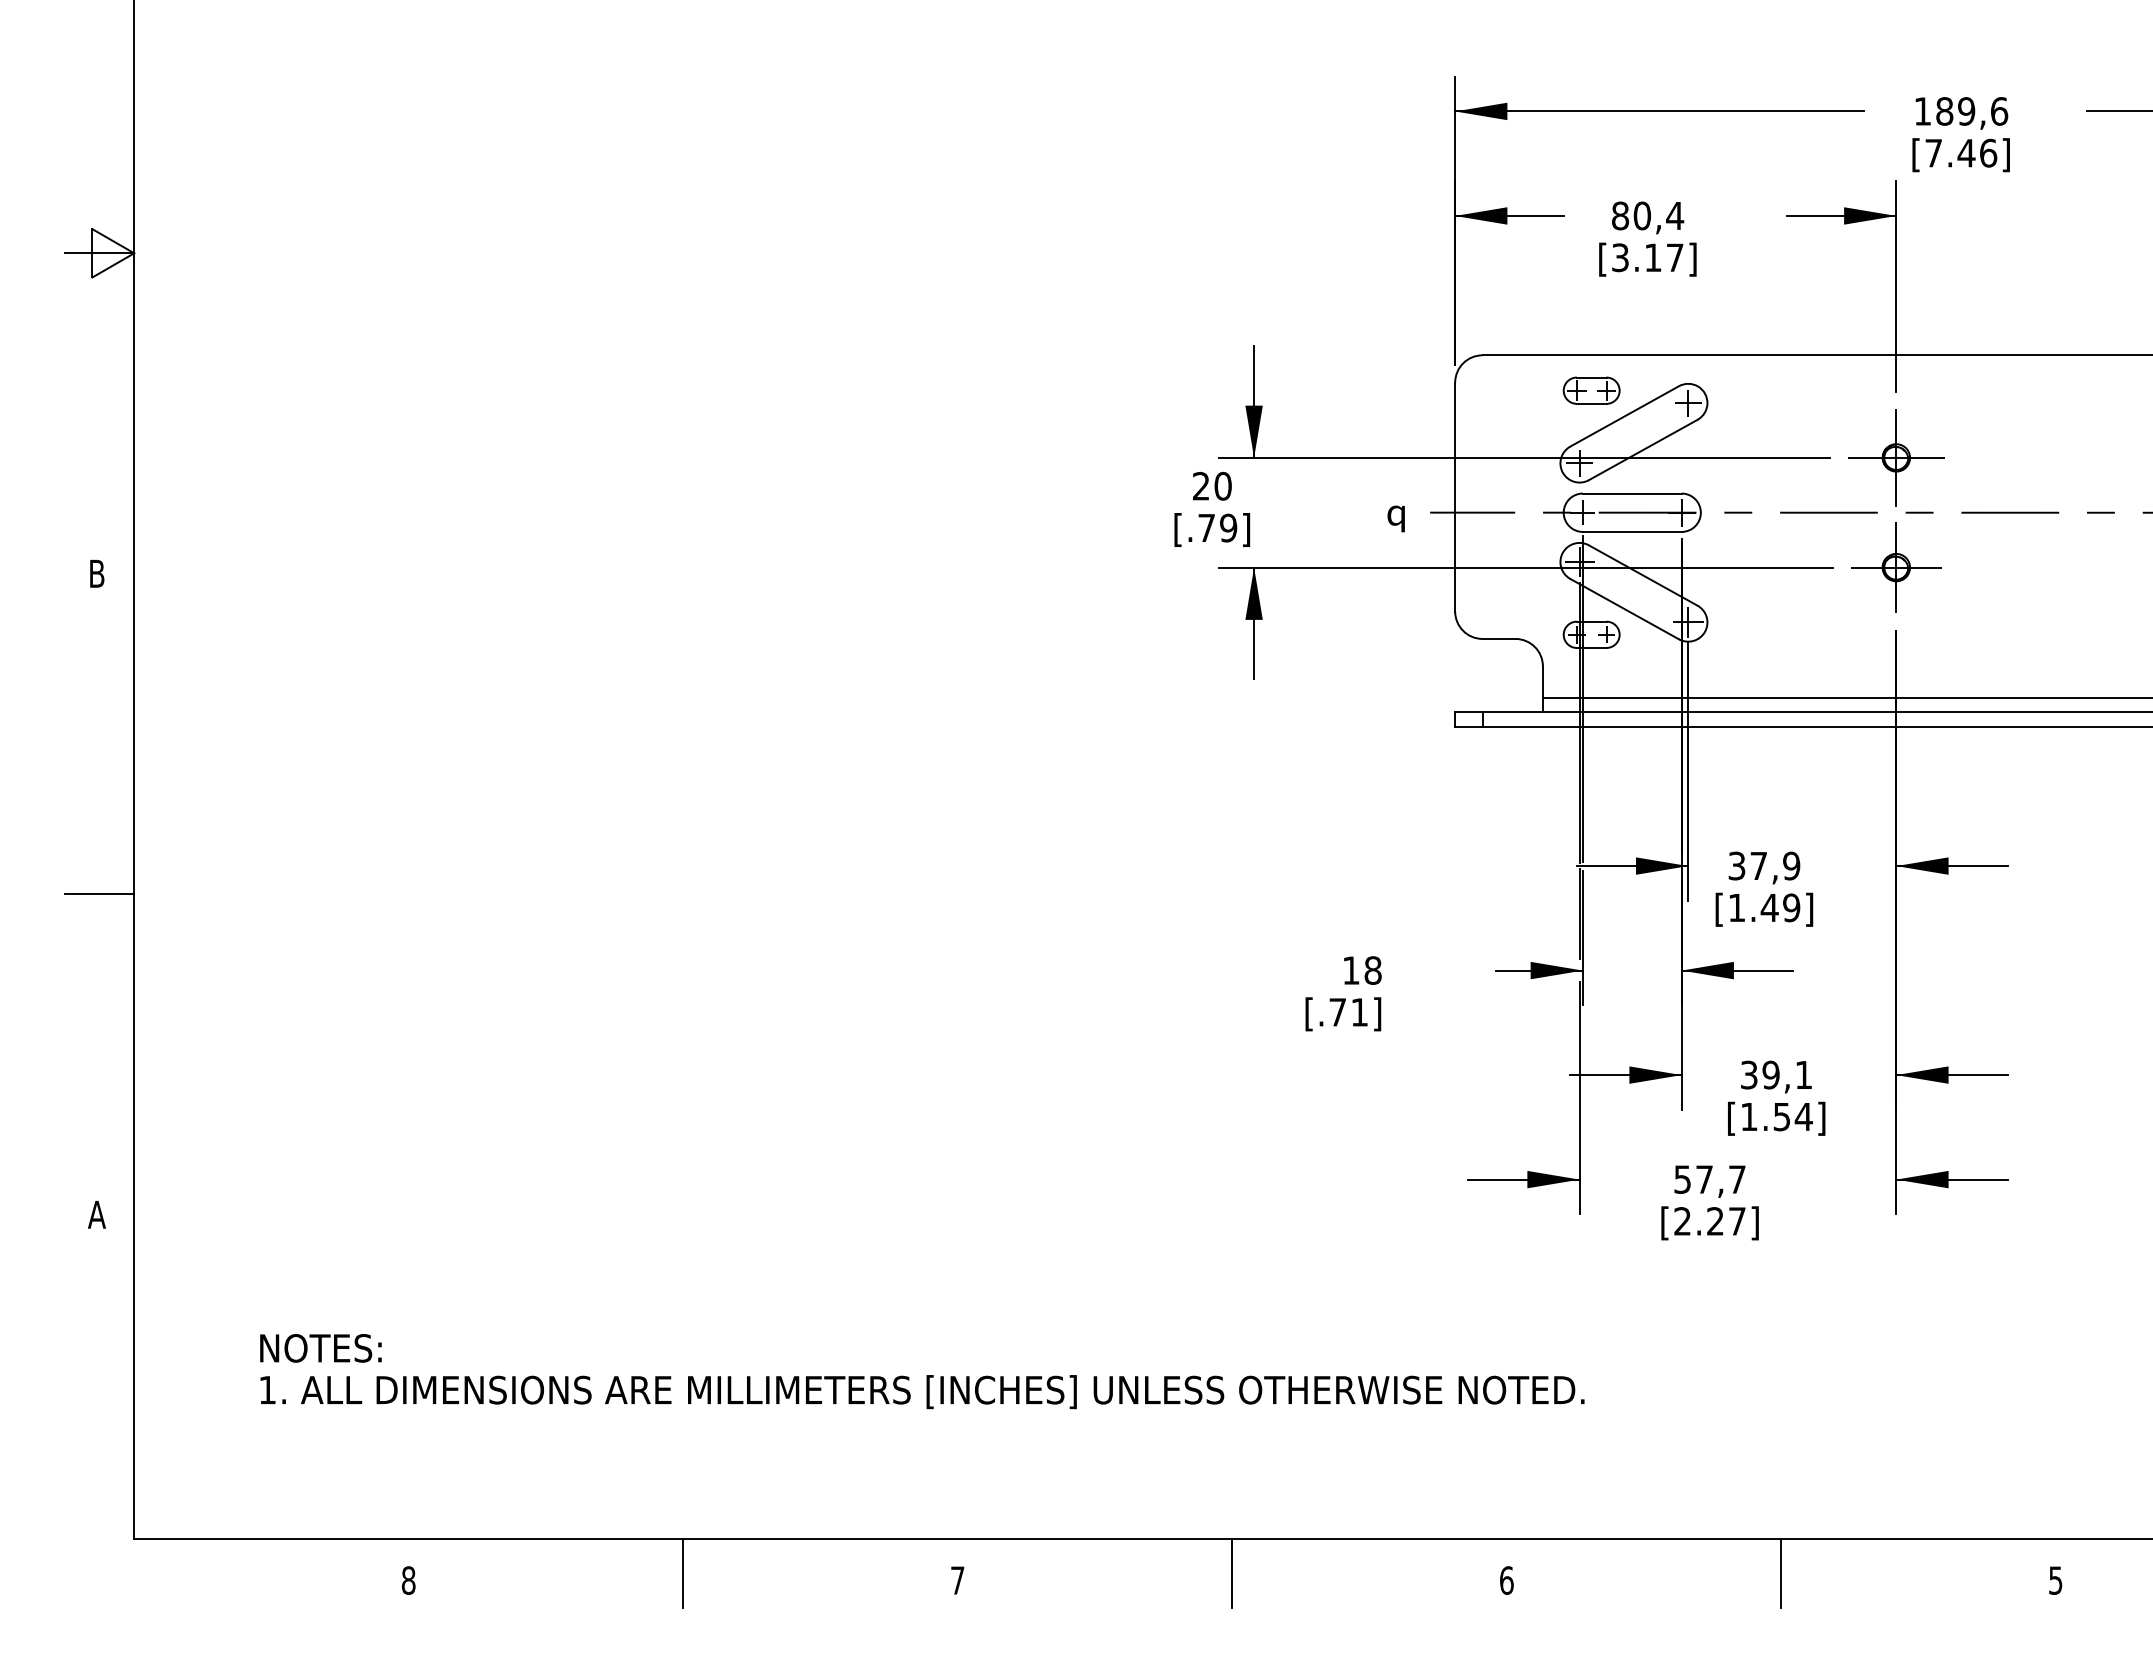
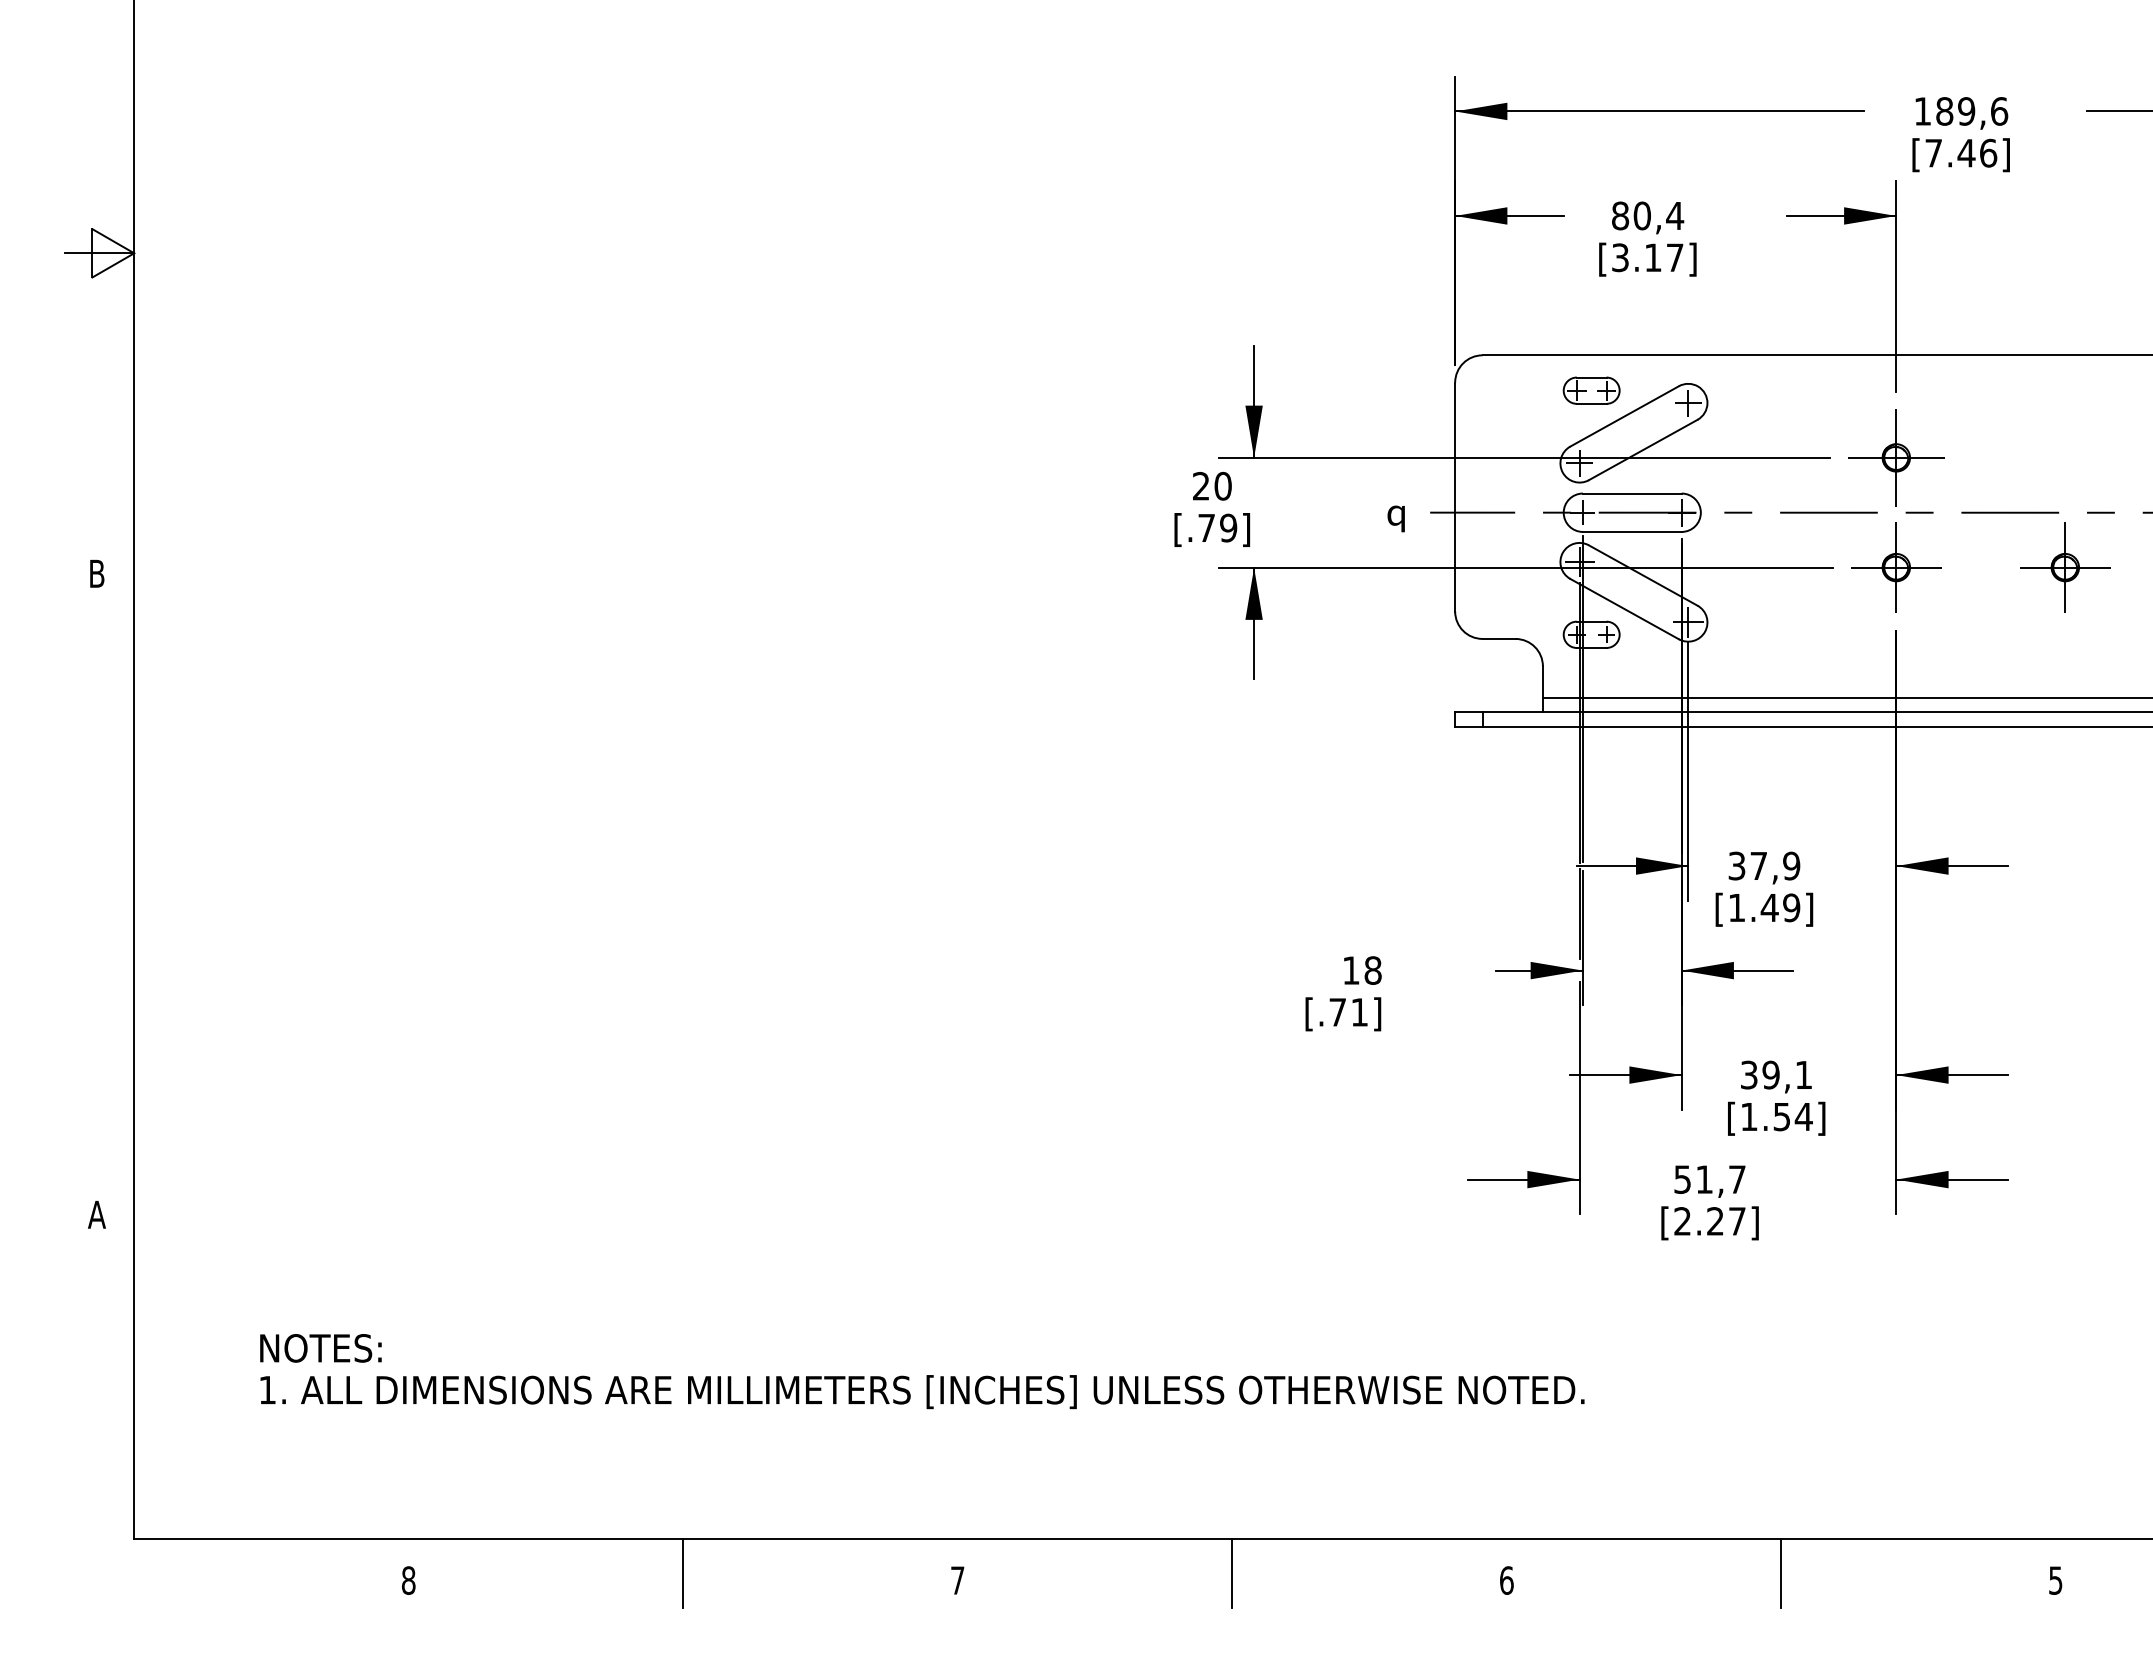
part: none -> present (2065, 567)
line: present -> none (99, 894)
text: 57,7 -> 51,7 (1704, 1179)
